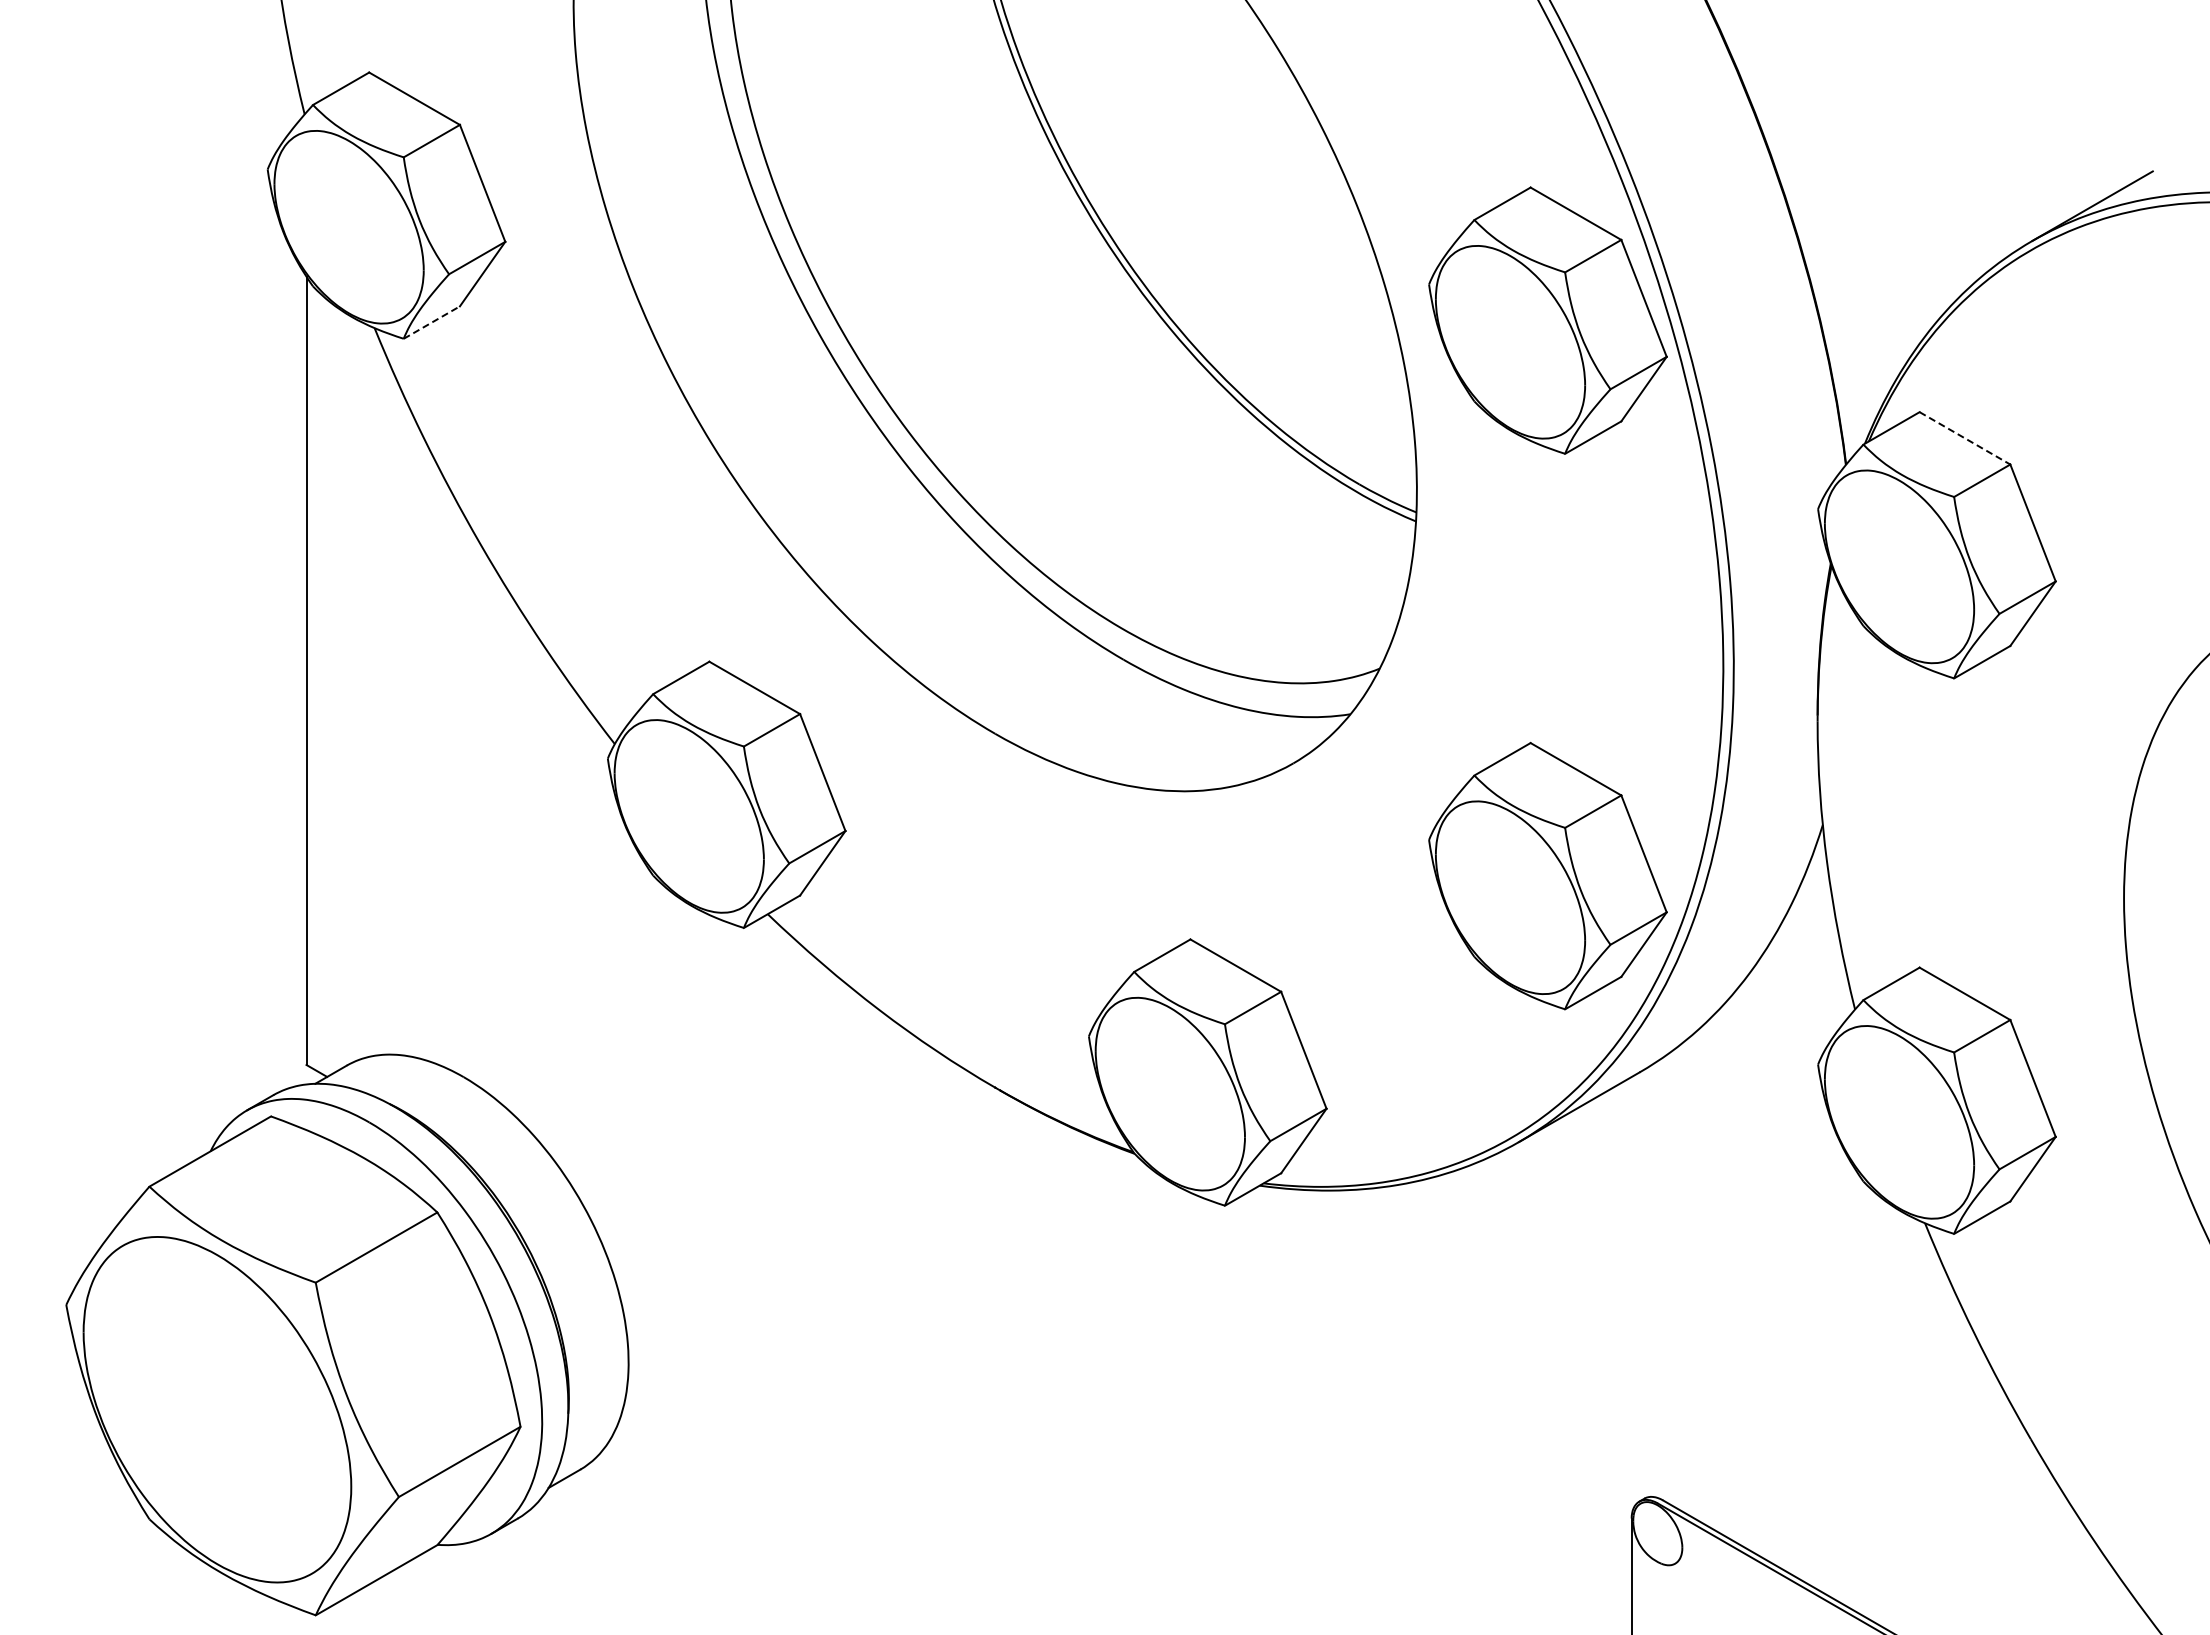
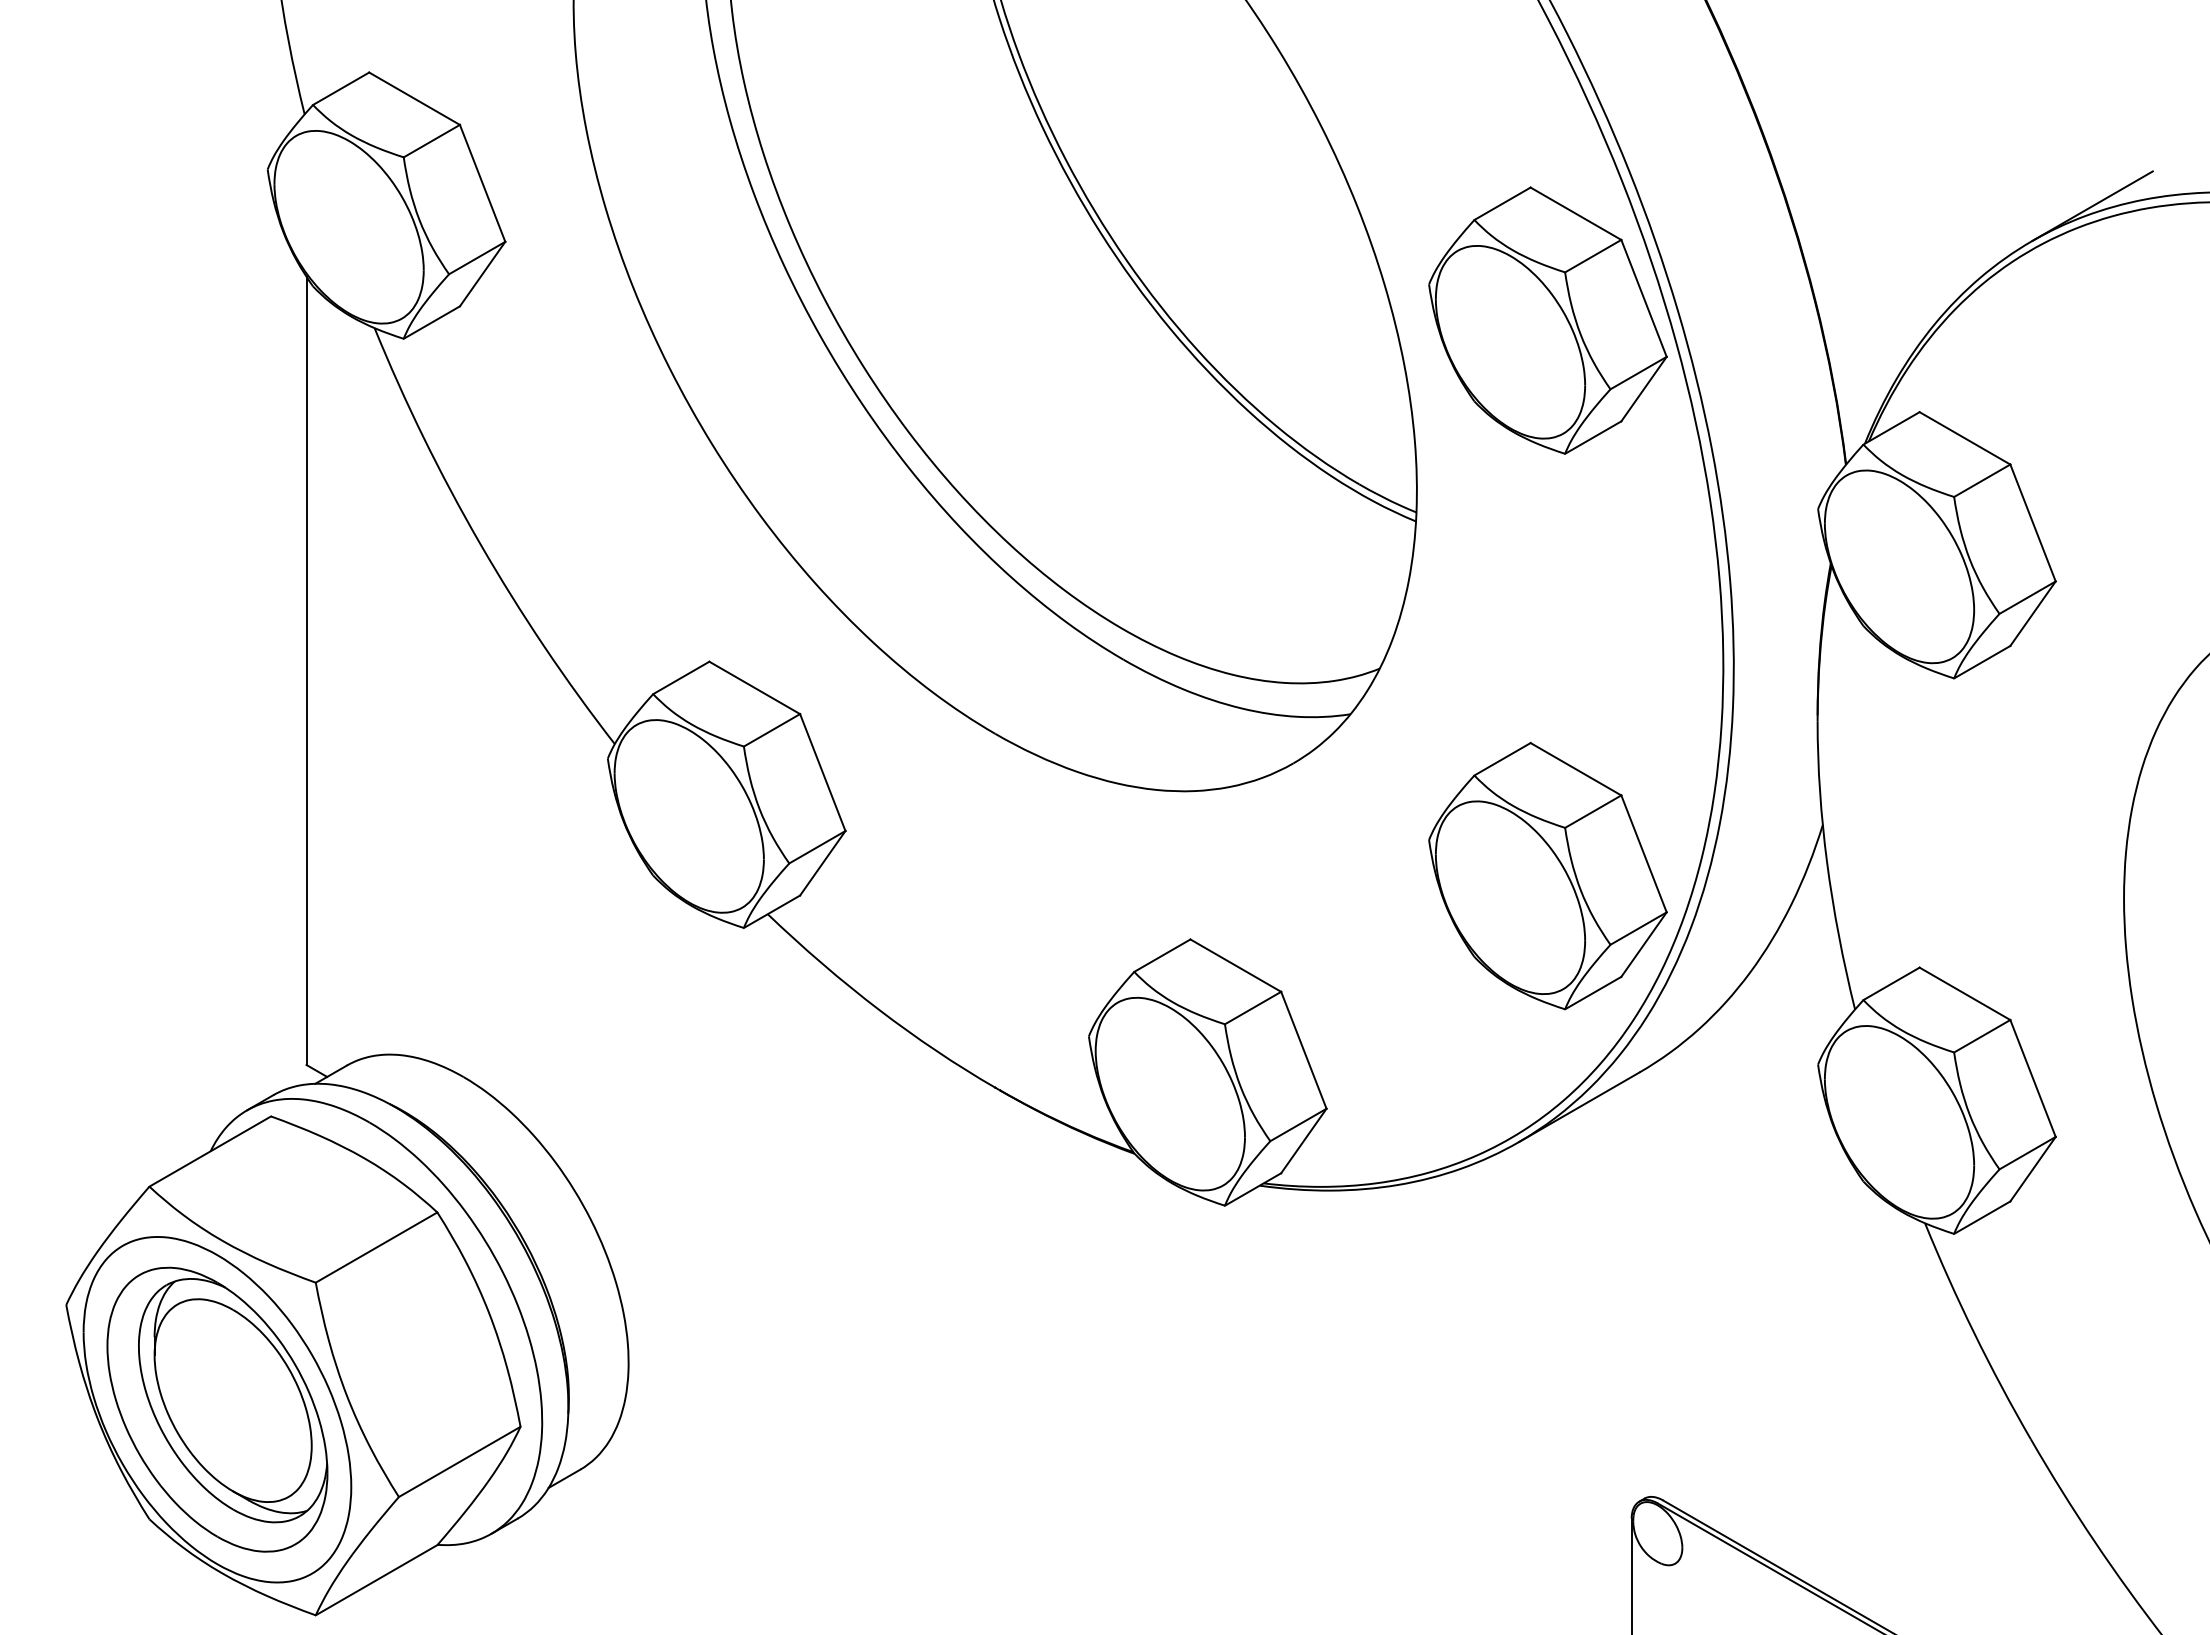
line: dashed -> solid (432, 322)
line: dashed -> solid (1965, 438)
part: none -> present (217, 1409)
